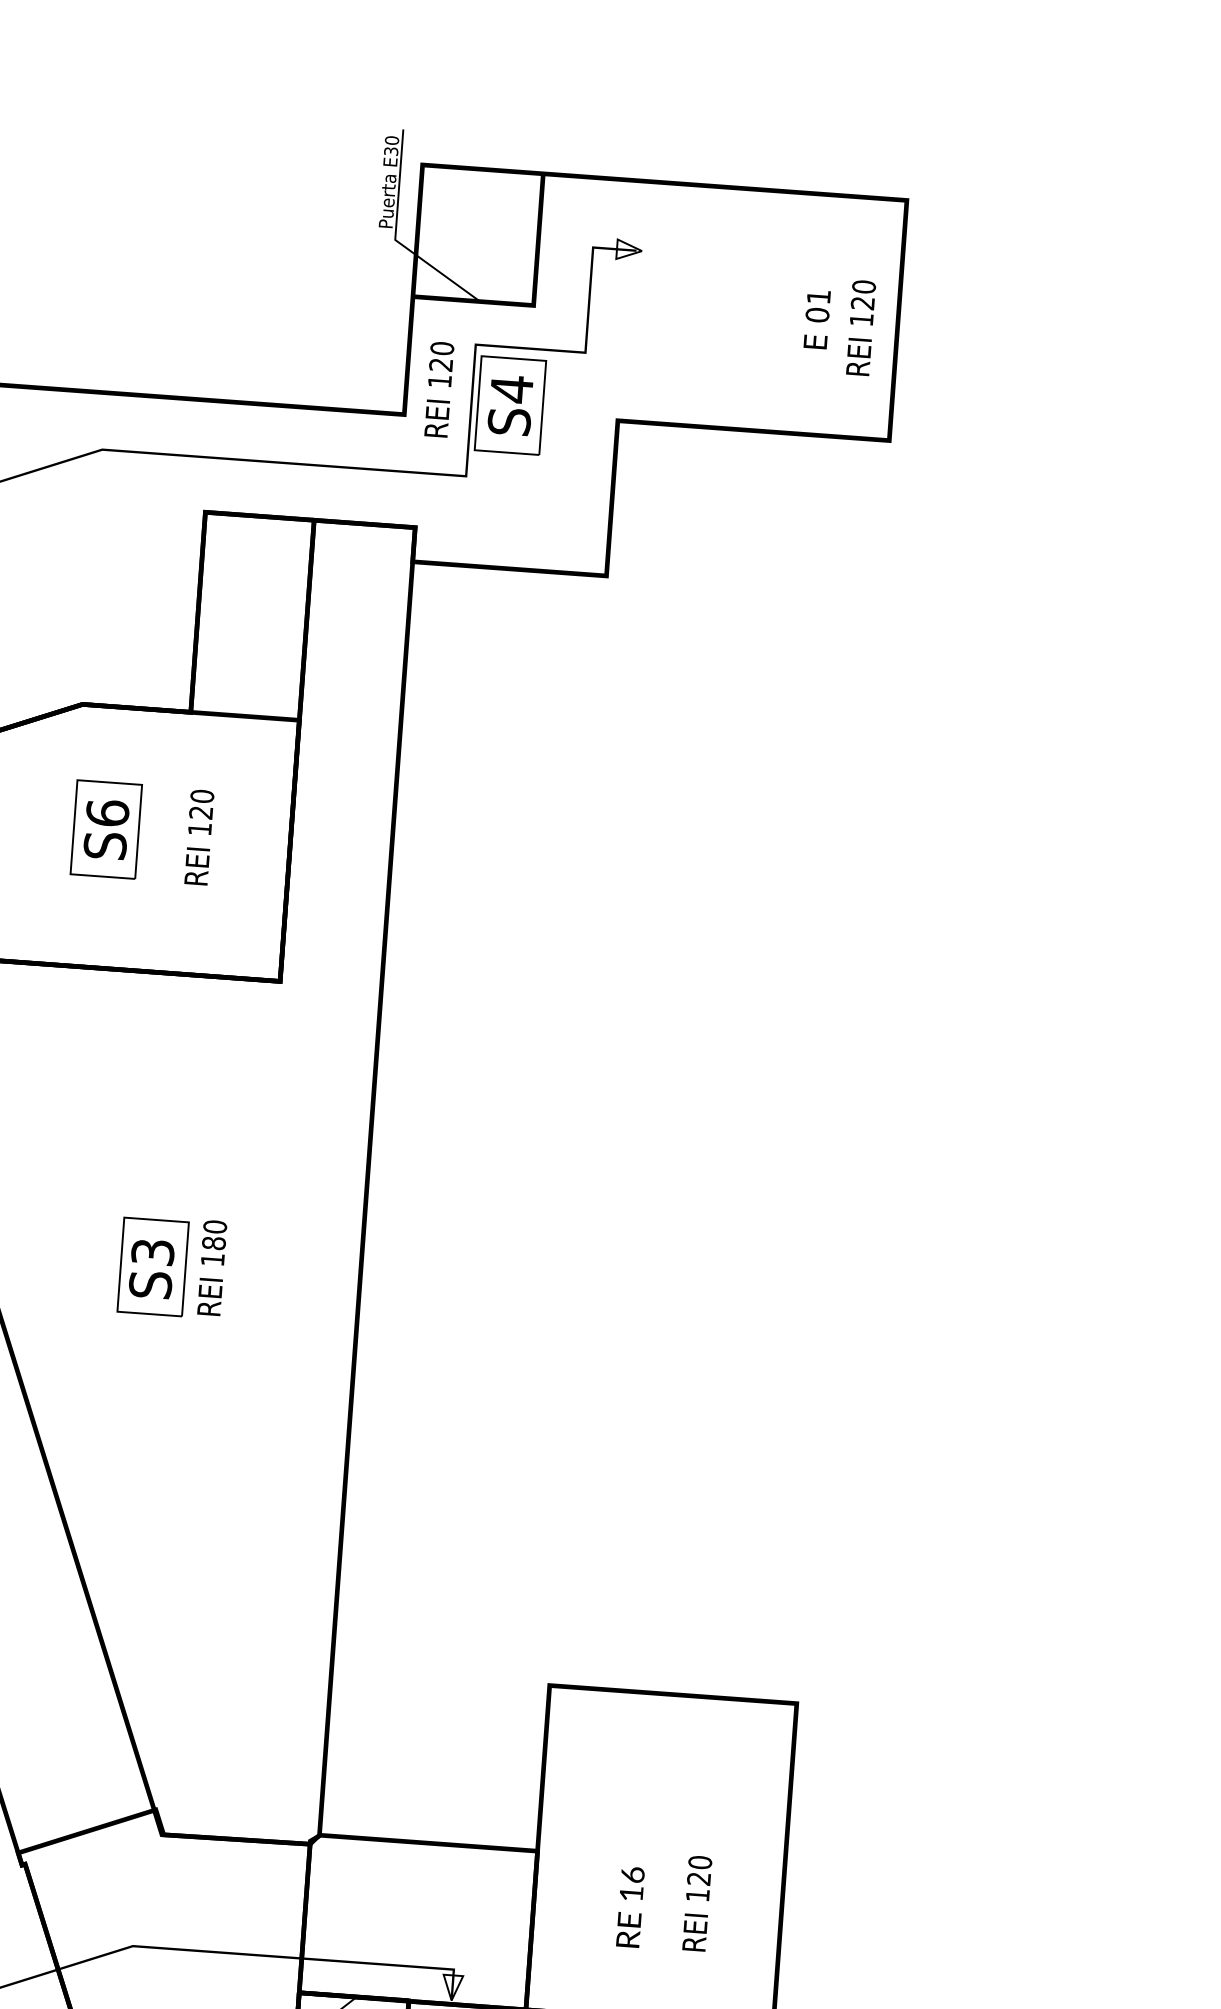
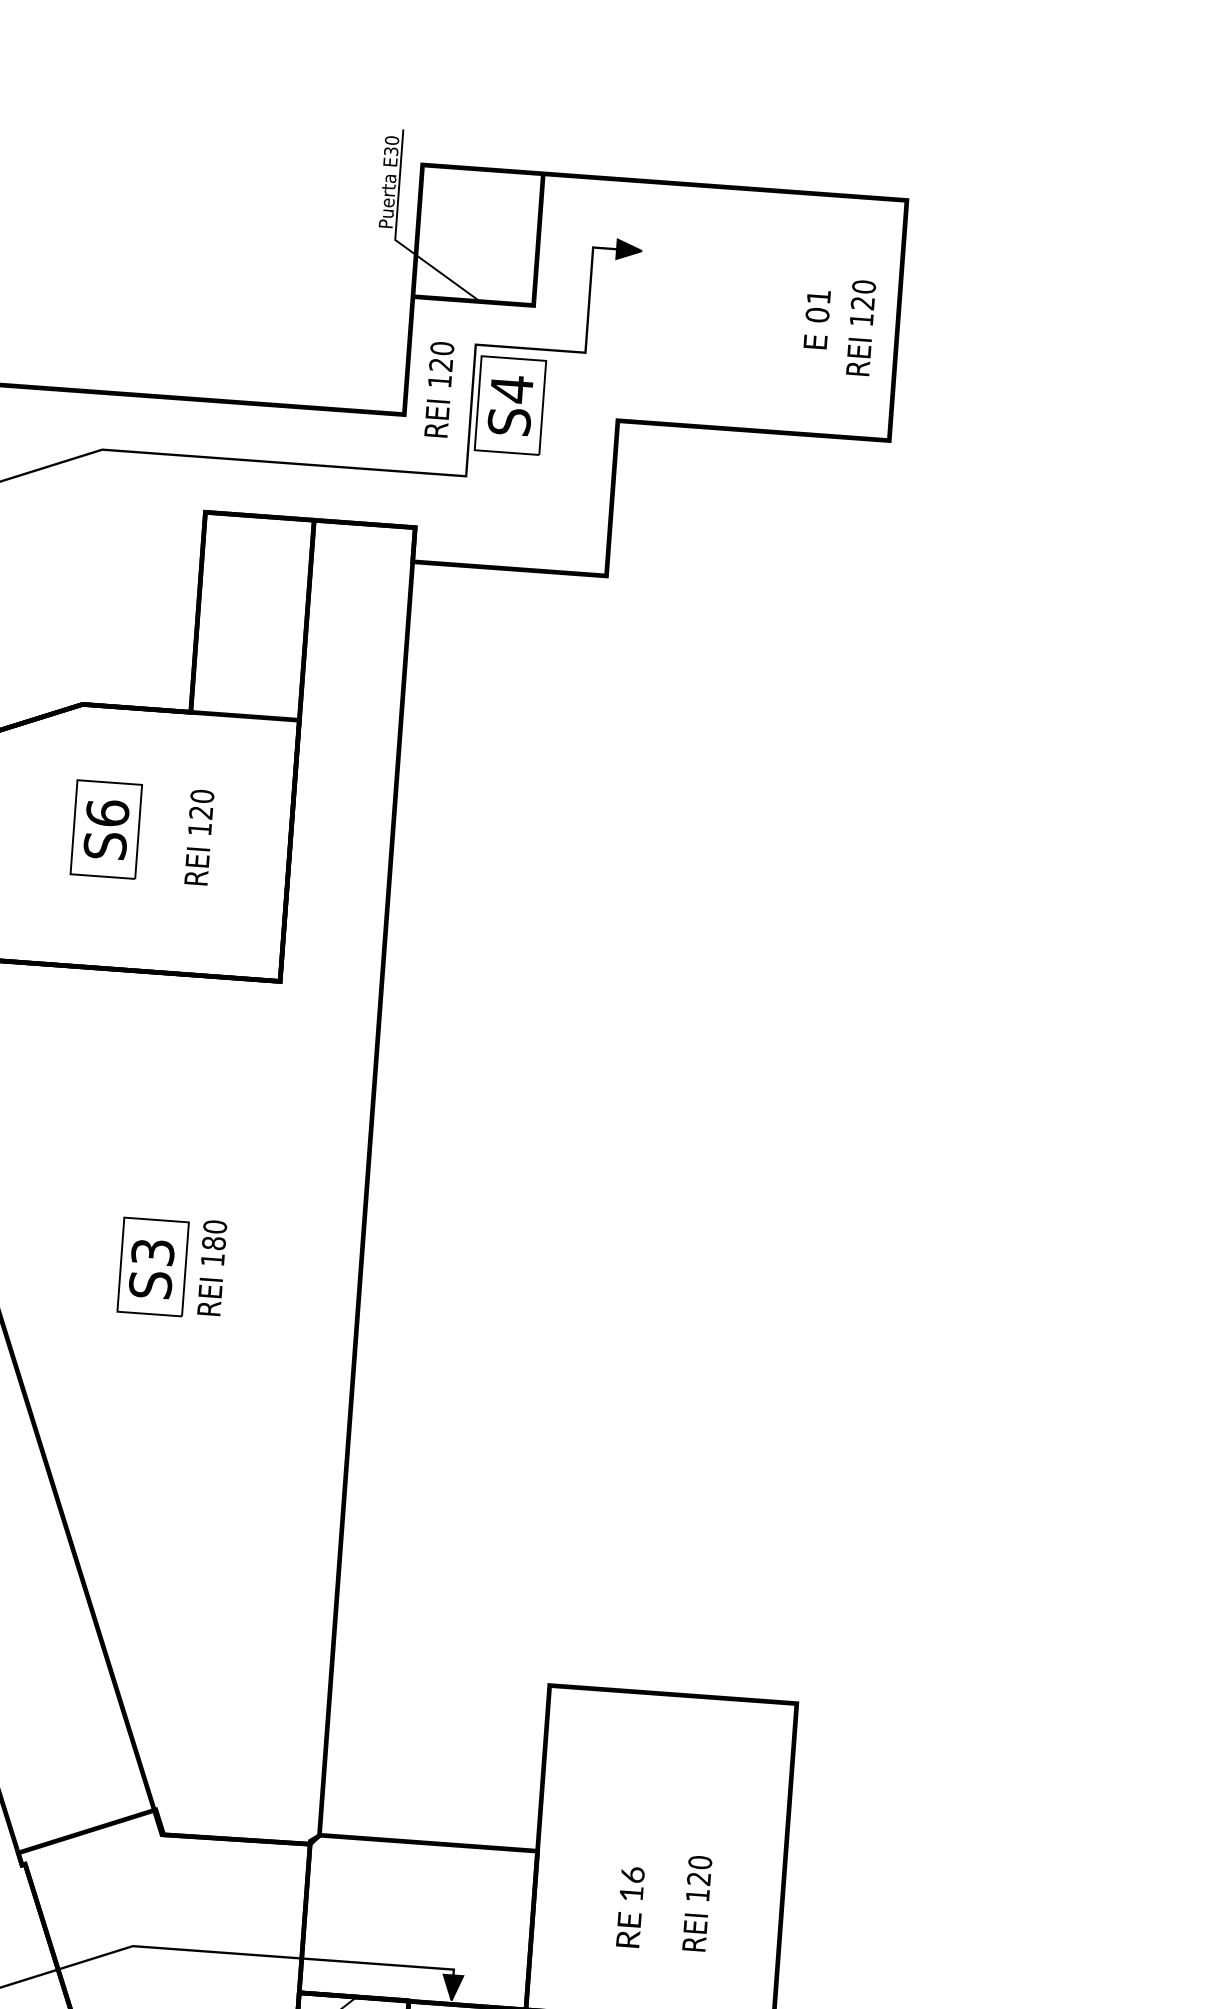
fill: none -> present (629, 249)
fill: none -> present (453, 1987)
